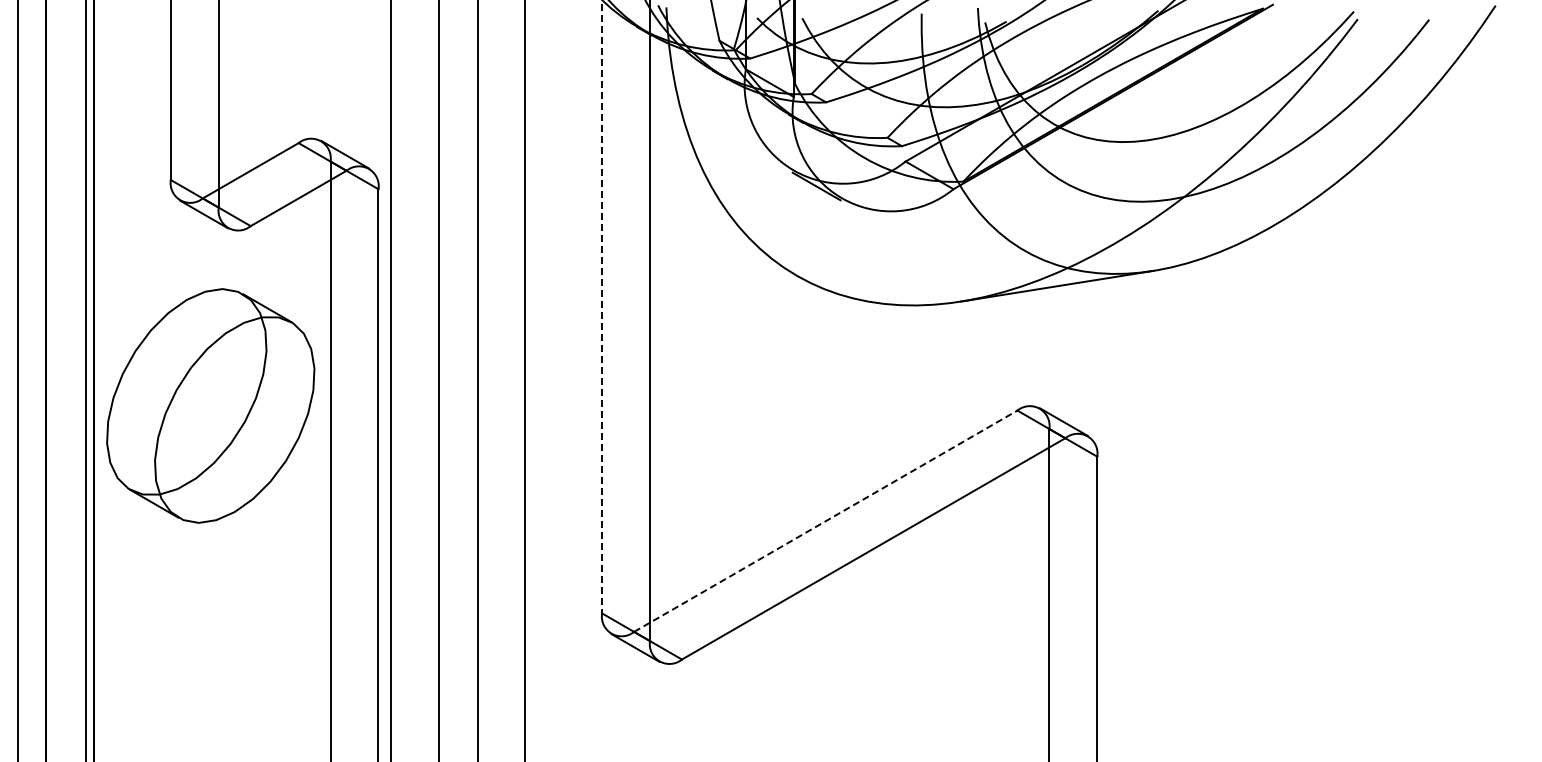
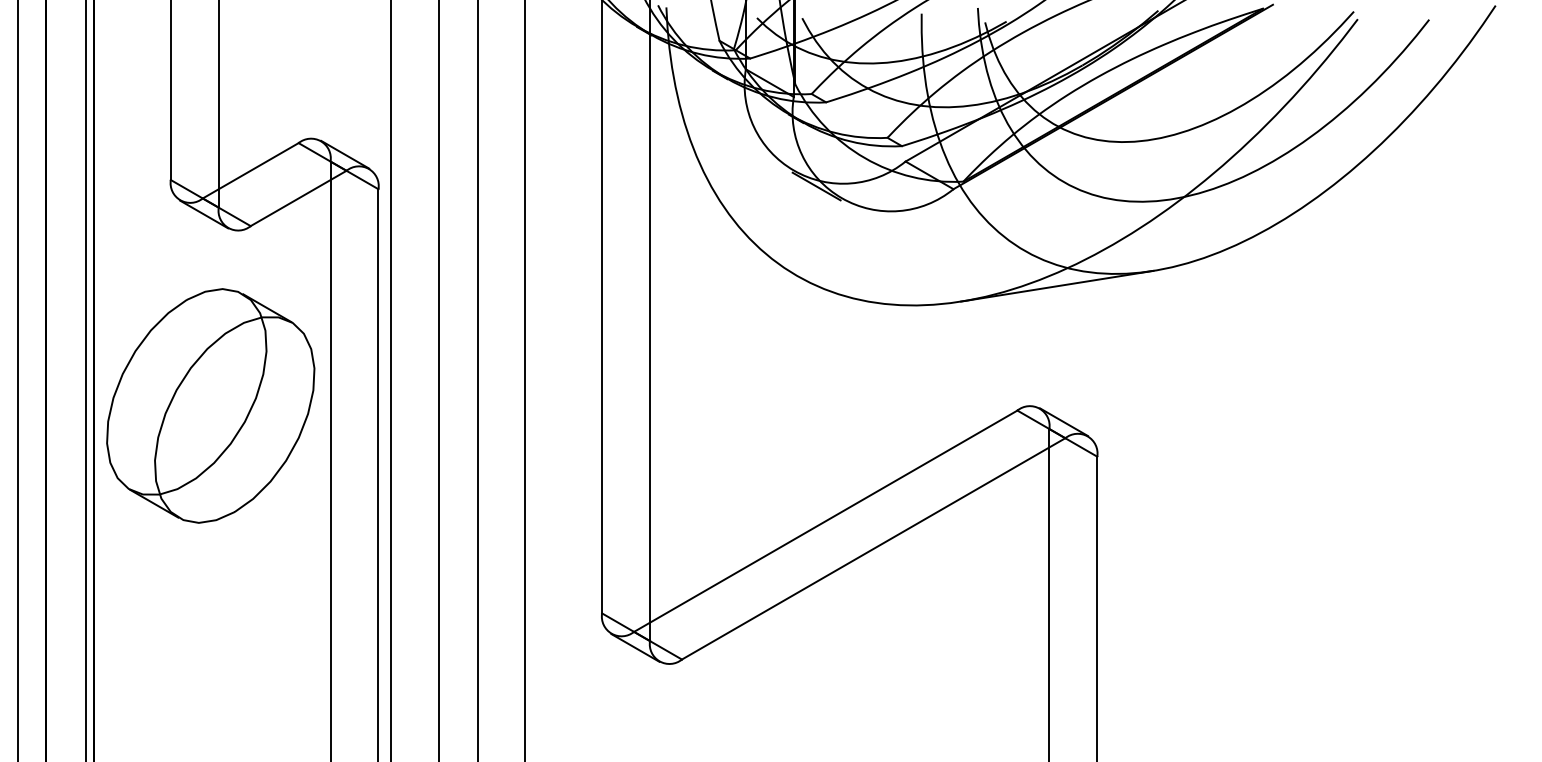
line: dashed -> solid (602, 307)
line: dashed -> solid (826, 520)
